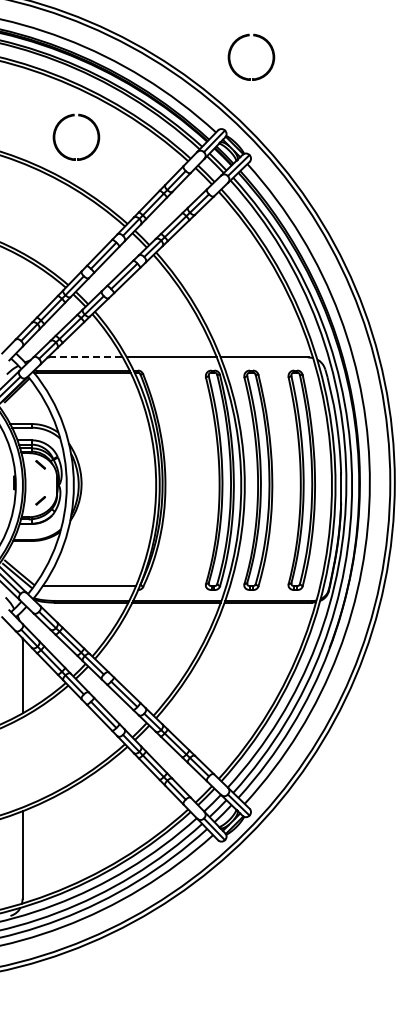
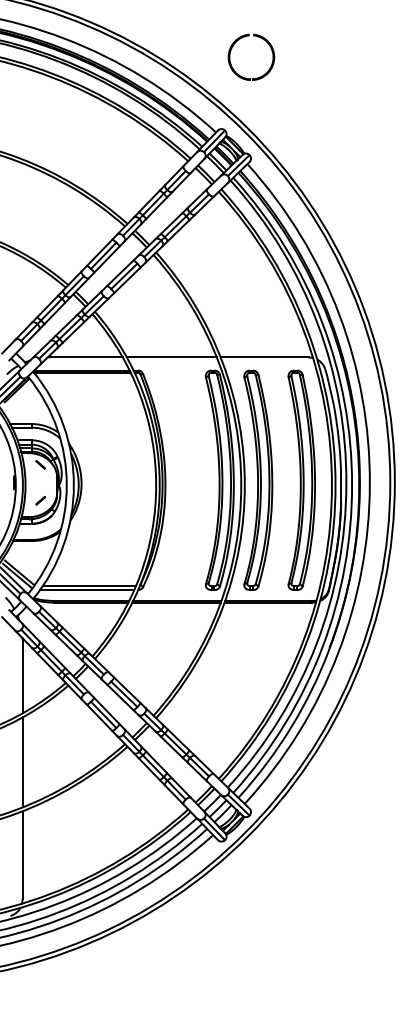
part: present -> none (70, 117)
line: dashed -> solid (85, 357)
line: none -> present (87, 590)
line: none -> present (22, 762)
